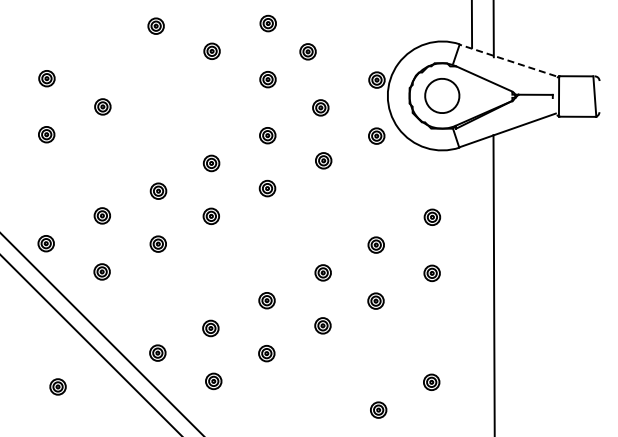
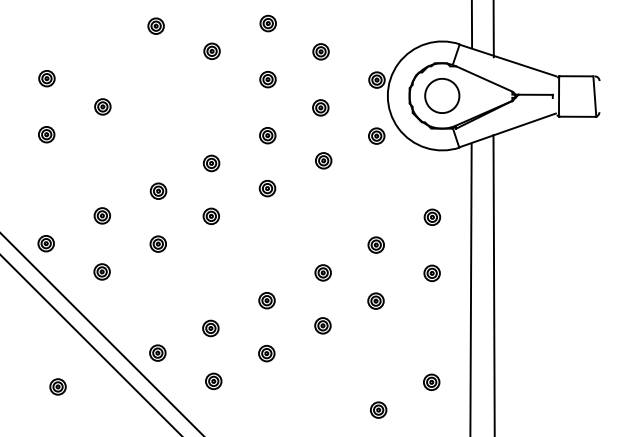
part position: (307, 51) -> (320, 51) (320, 51)
line: dashed -> solid (507, 60)
line: none -> present (470, 288)
